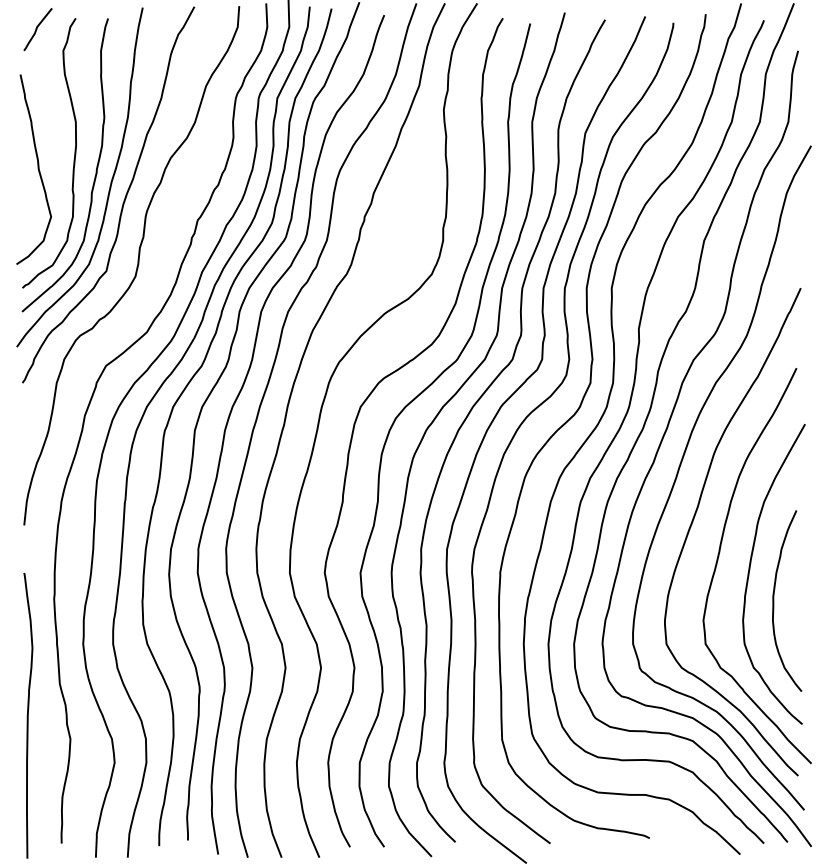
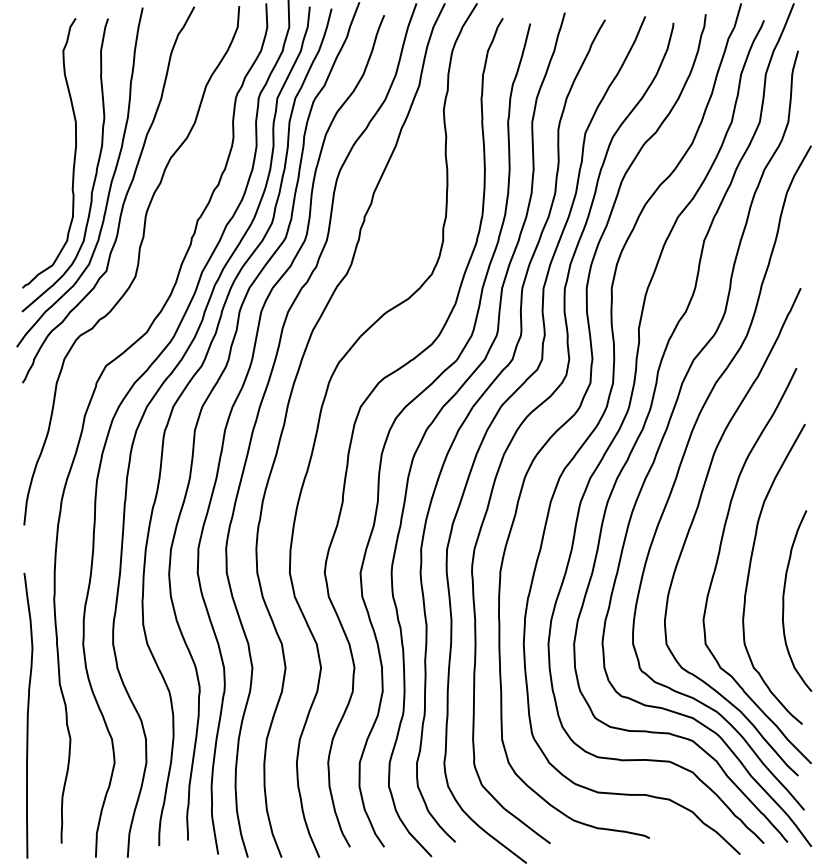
curve: present -> none (37, 29)
curve: present -> none (37, 169)
curve position: (774, 600) -> (784, 600) (784, 600)
